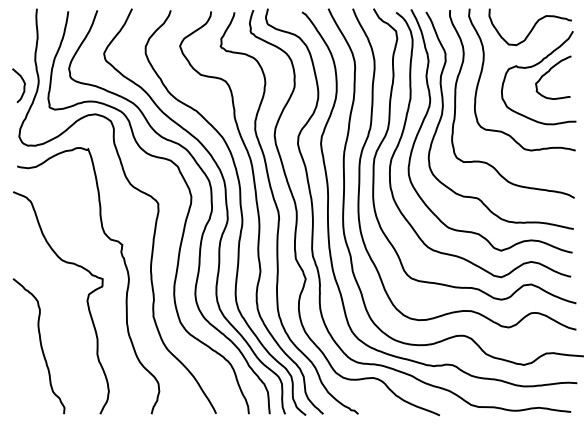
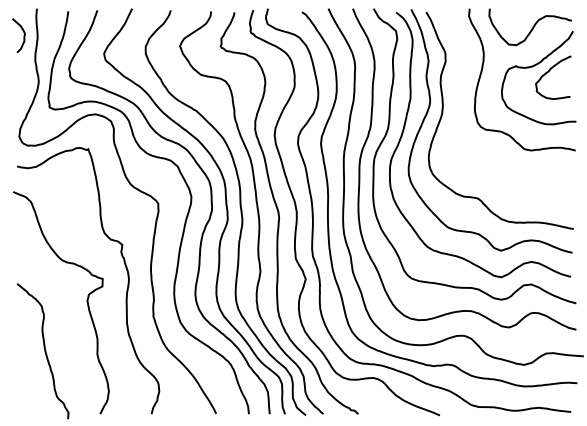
curve position: (23, 85) -> (23, 35) (23, 35)
curve: present -> none (456, 105)
curve position: (40, 346) -> (44, 351) (44, 351)
